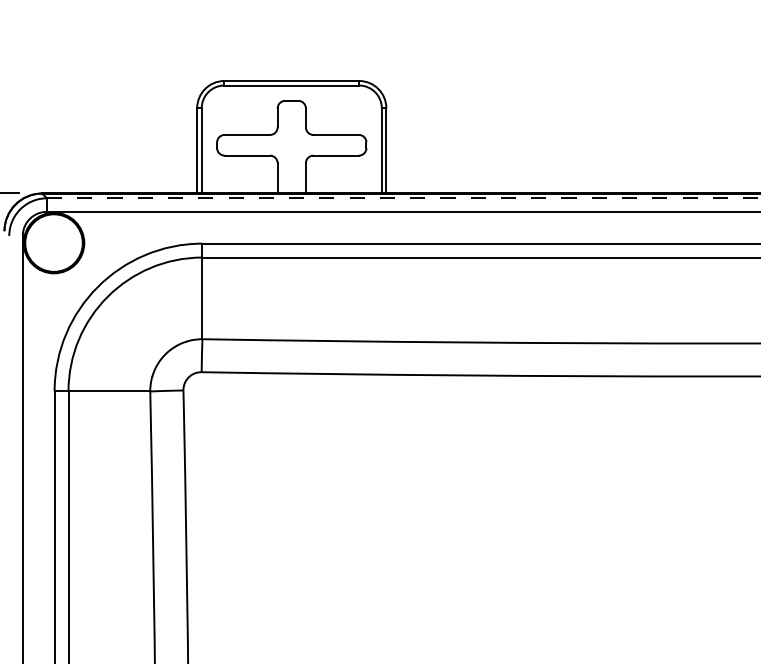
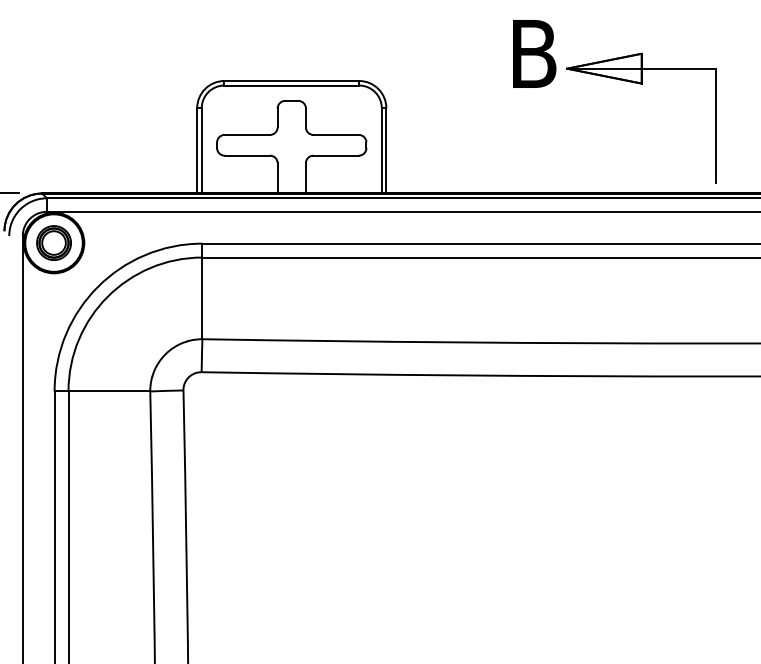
part: none -> present (619, 80)
line: dashed -> solid (403, 198)
part: none -> present (53, 242)
